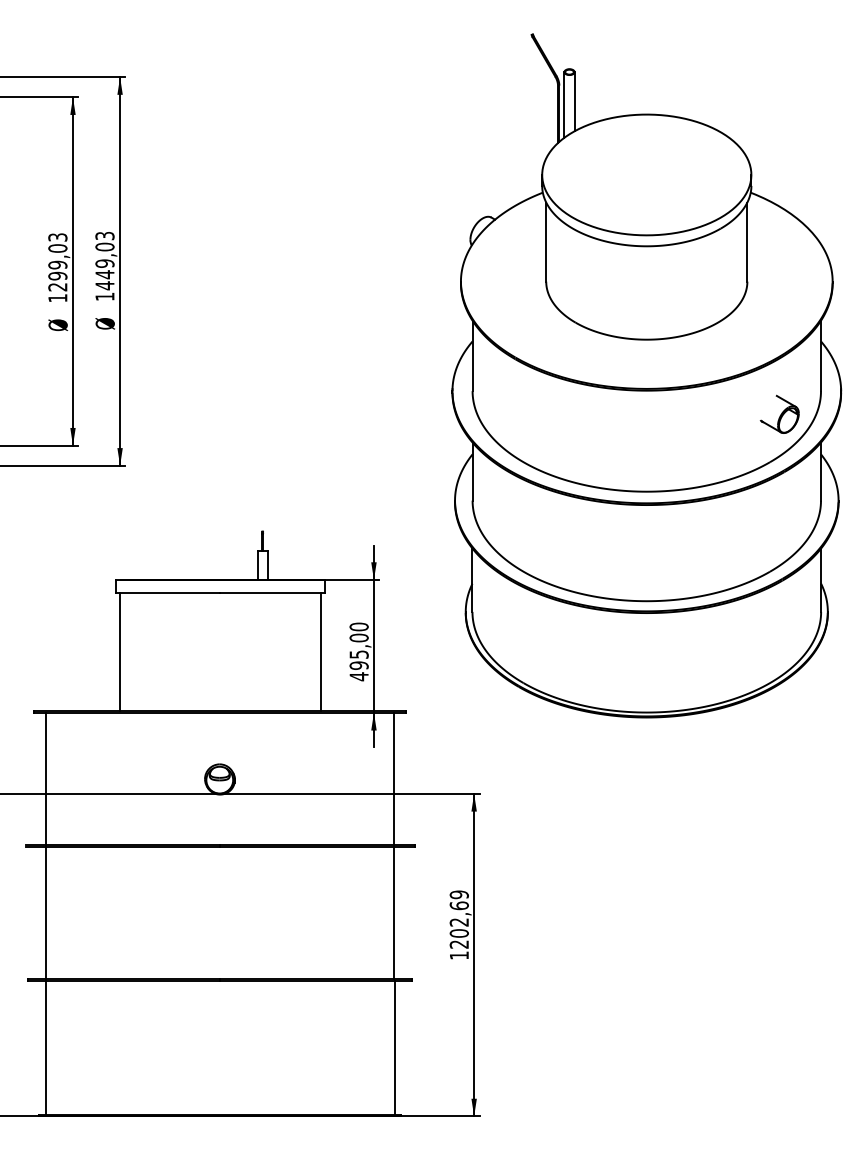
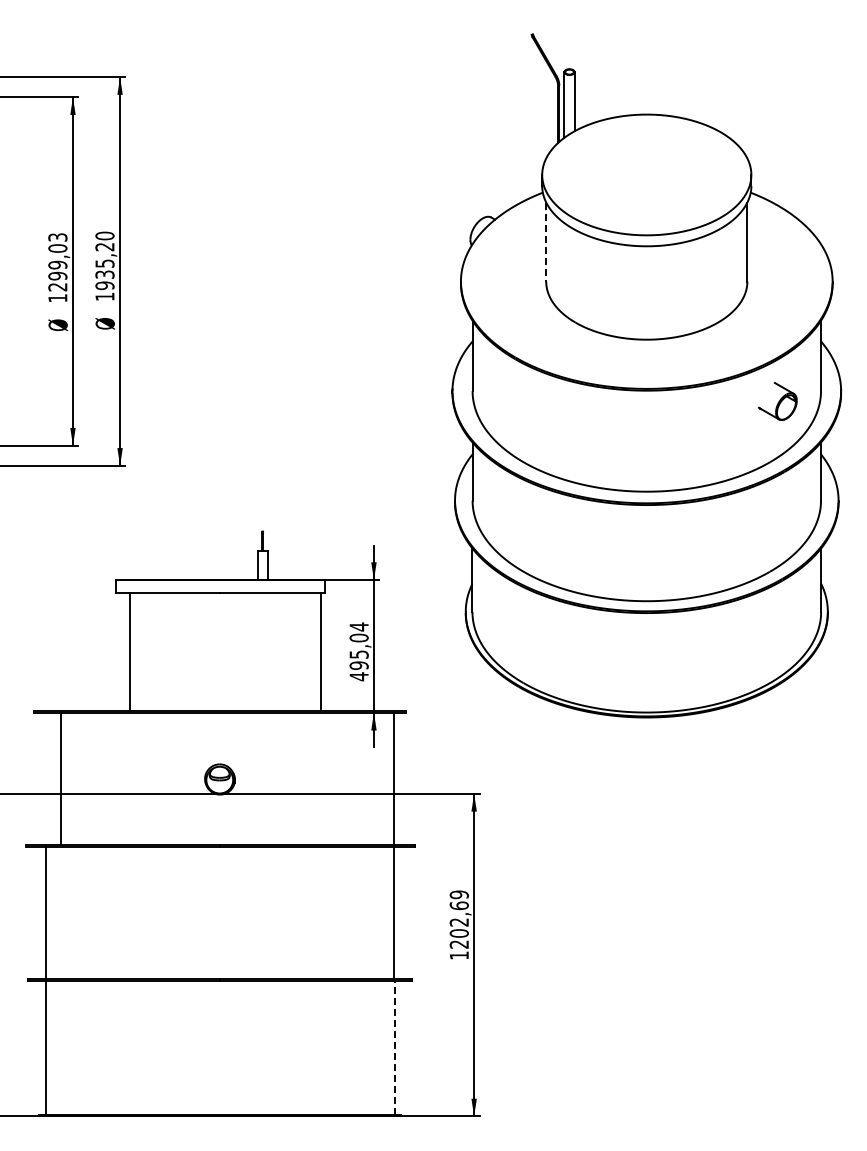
line: solid -> dashed (546, 242)
text: 1449,03 -> 1935,20 (104, 260)
part position: (779, 413) -> (777, 400) (777, 400)
text: 495,00 -> 495,04 (358, 626)
line position: (119, 651) -> (129, 651) (129, 651)
line position: (45, 778) -> (60, 778) (60, 778)
line: solid -> dashed (394, 1047)
